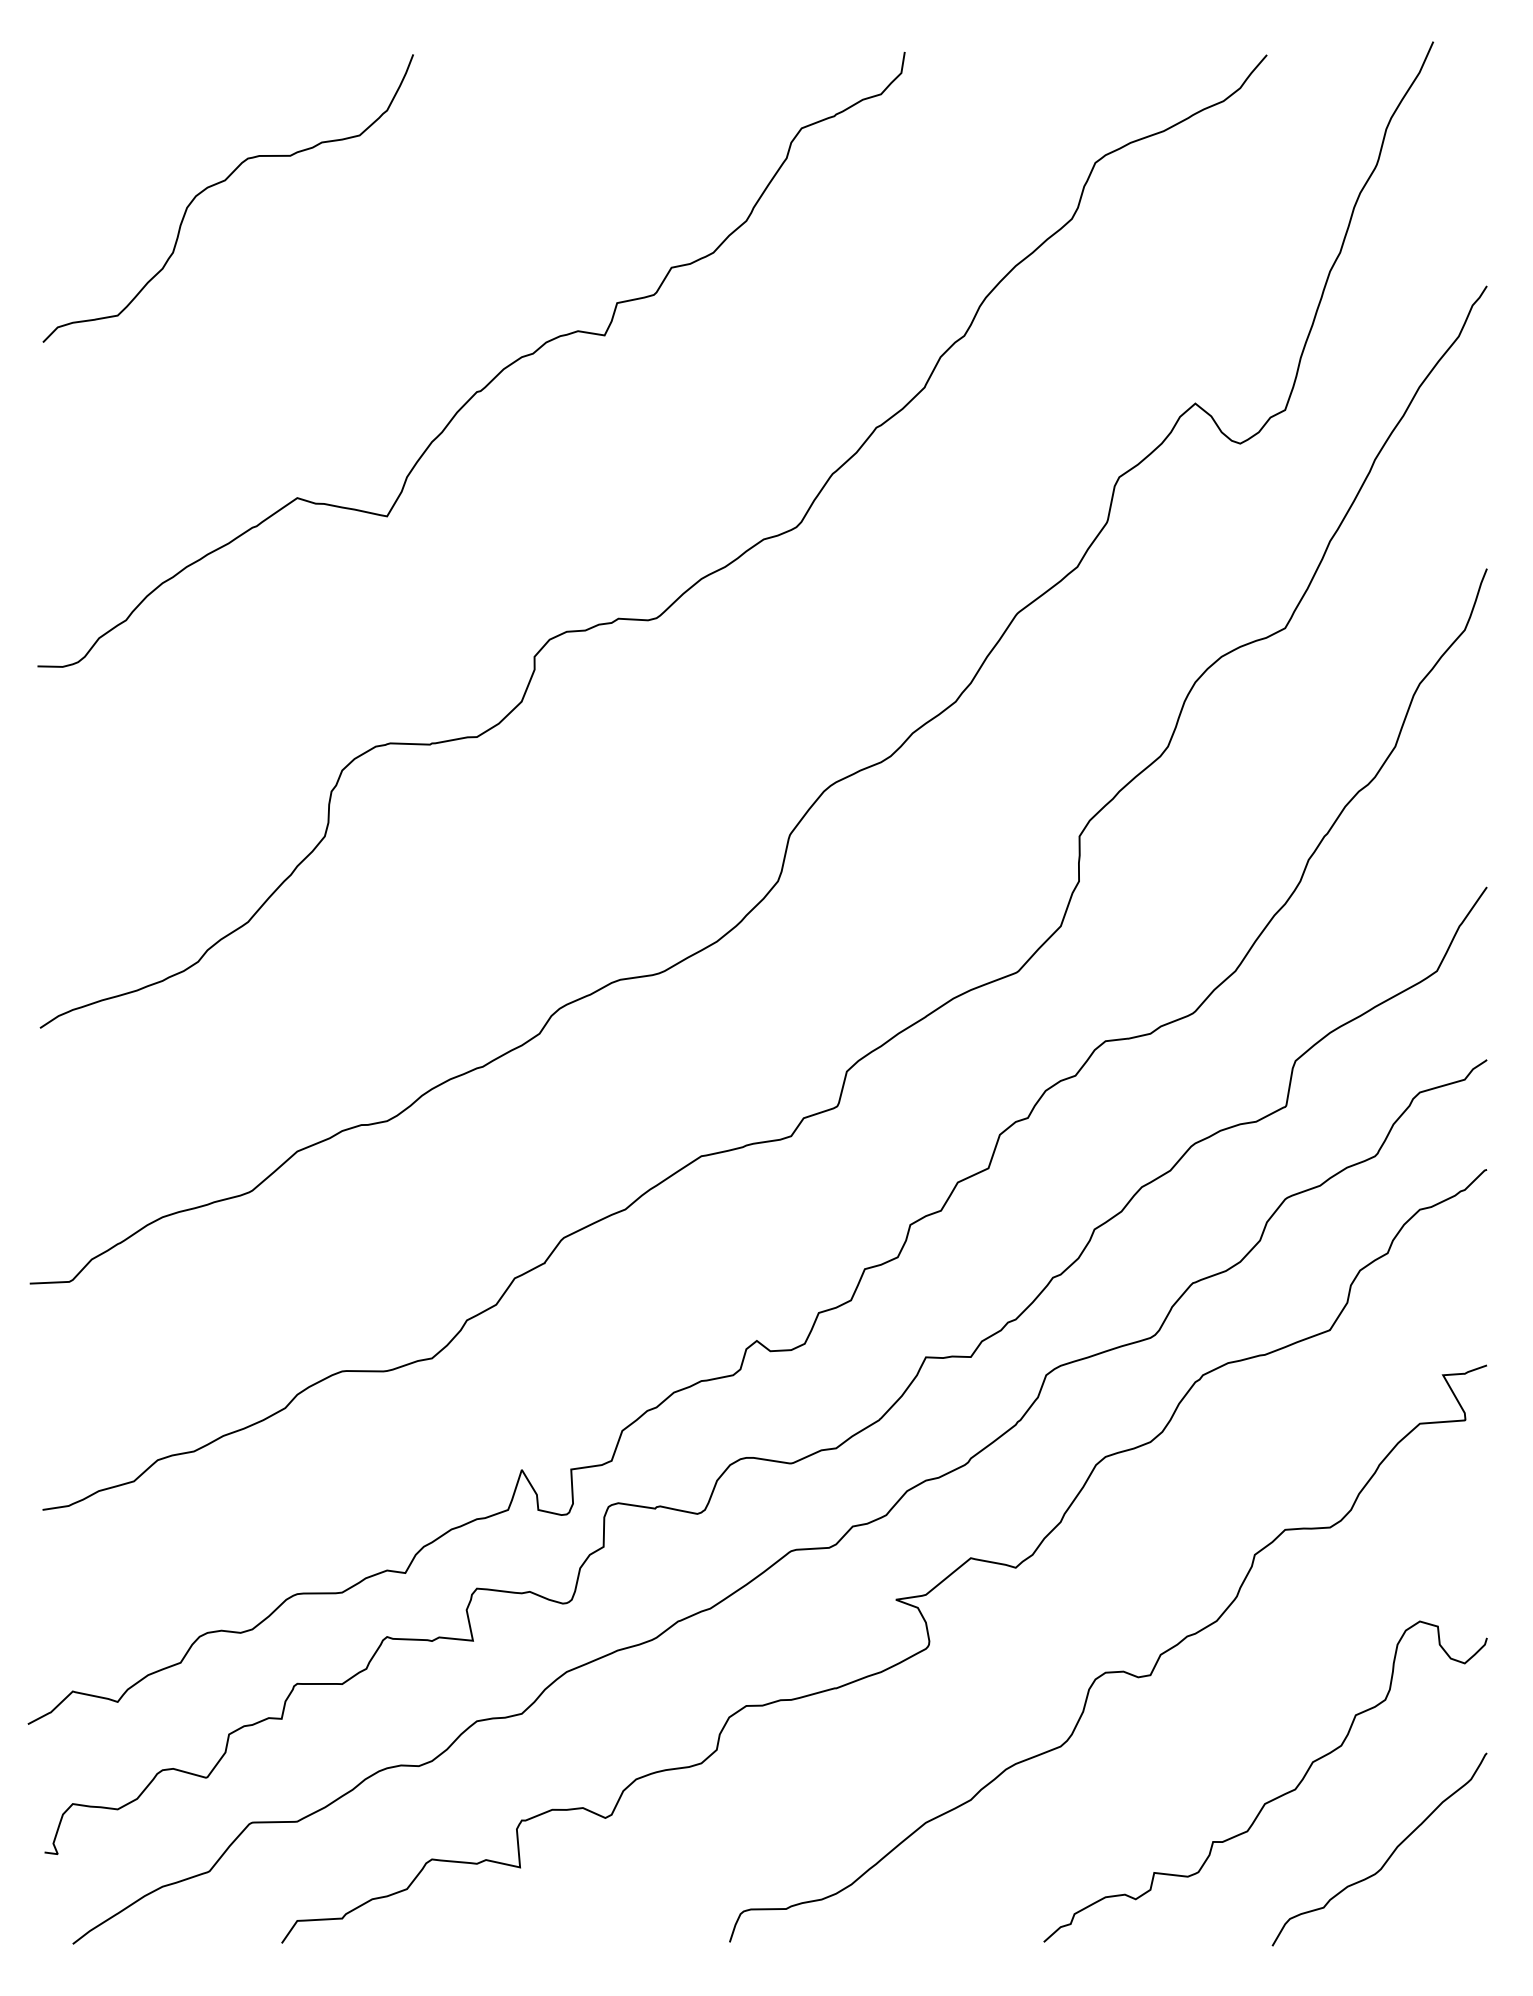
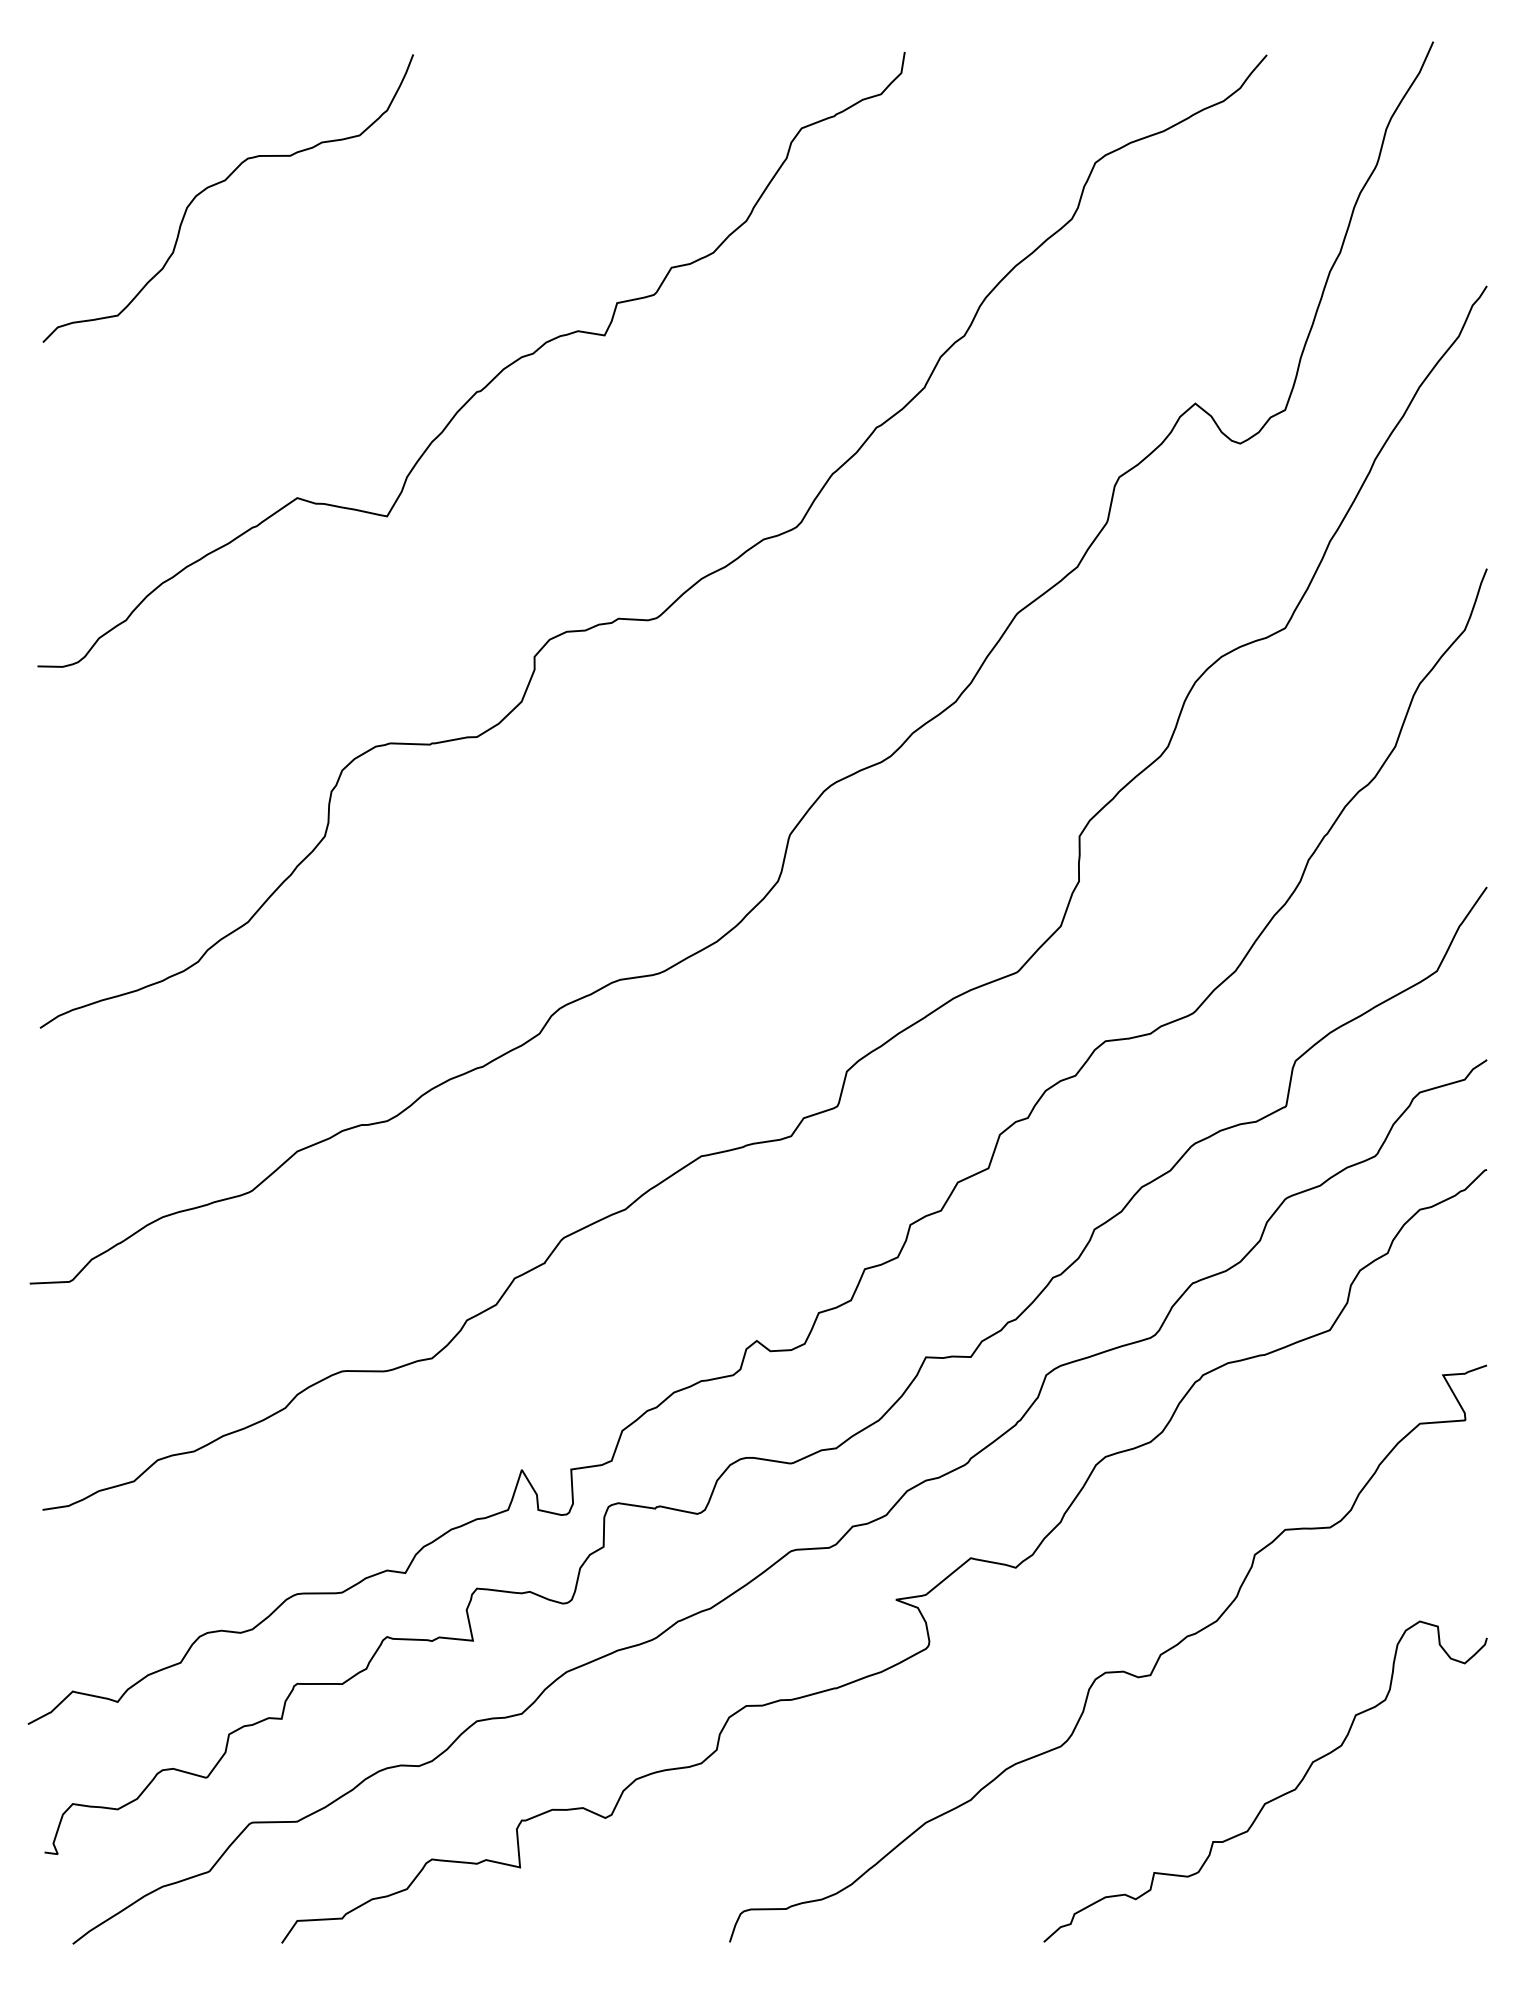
curve: present -> none (1389, 1855)
